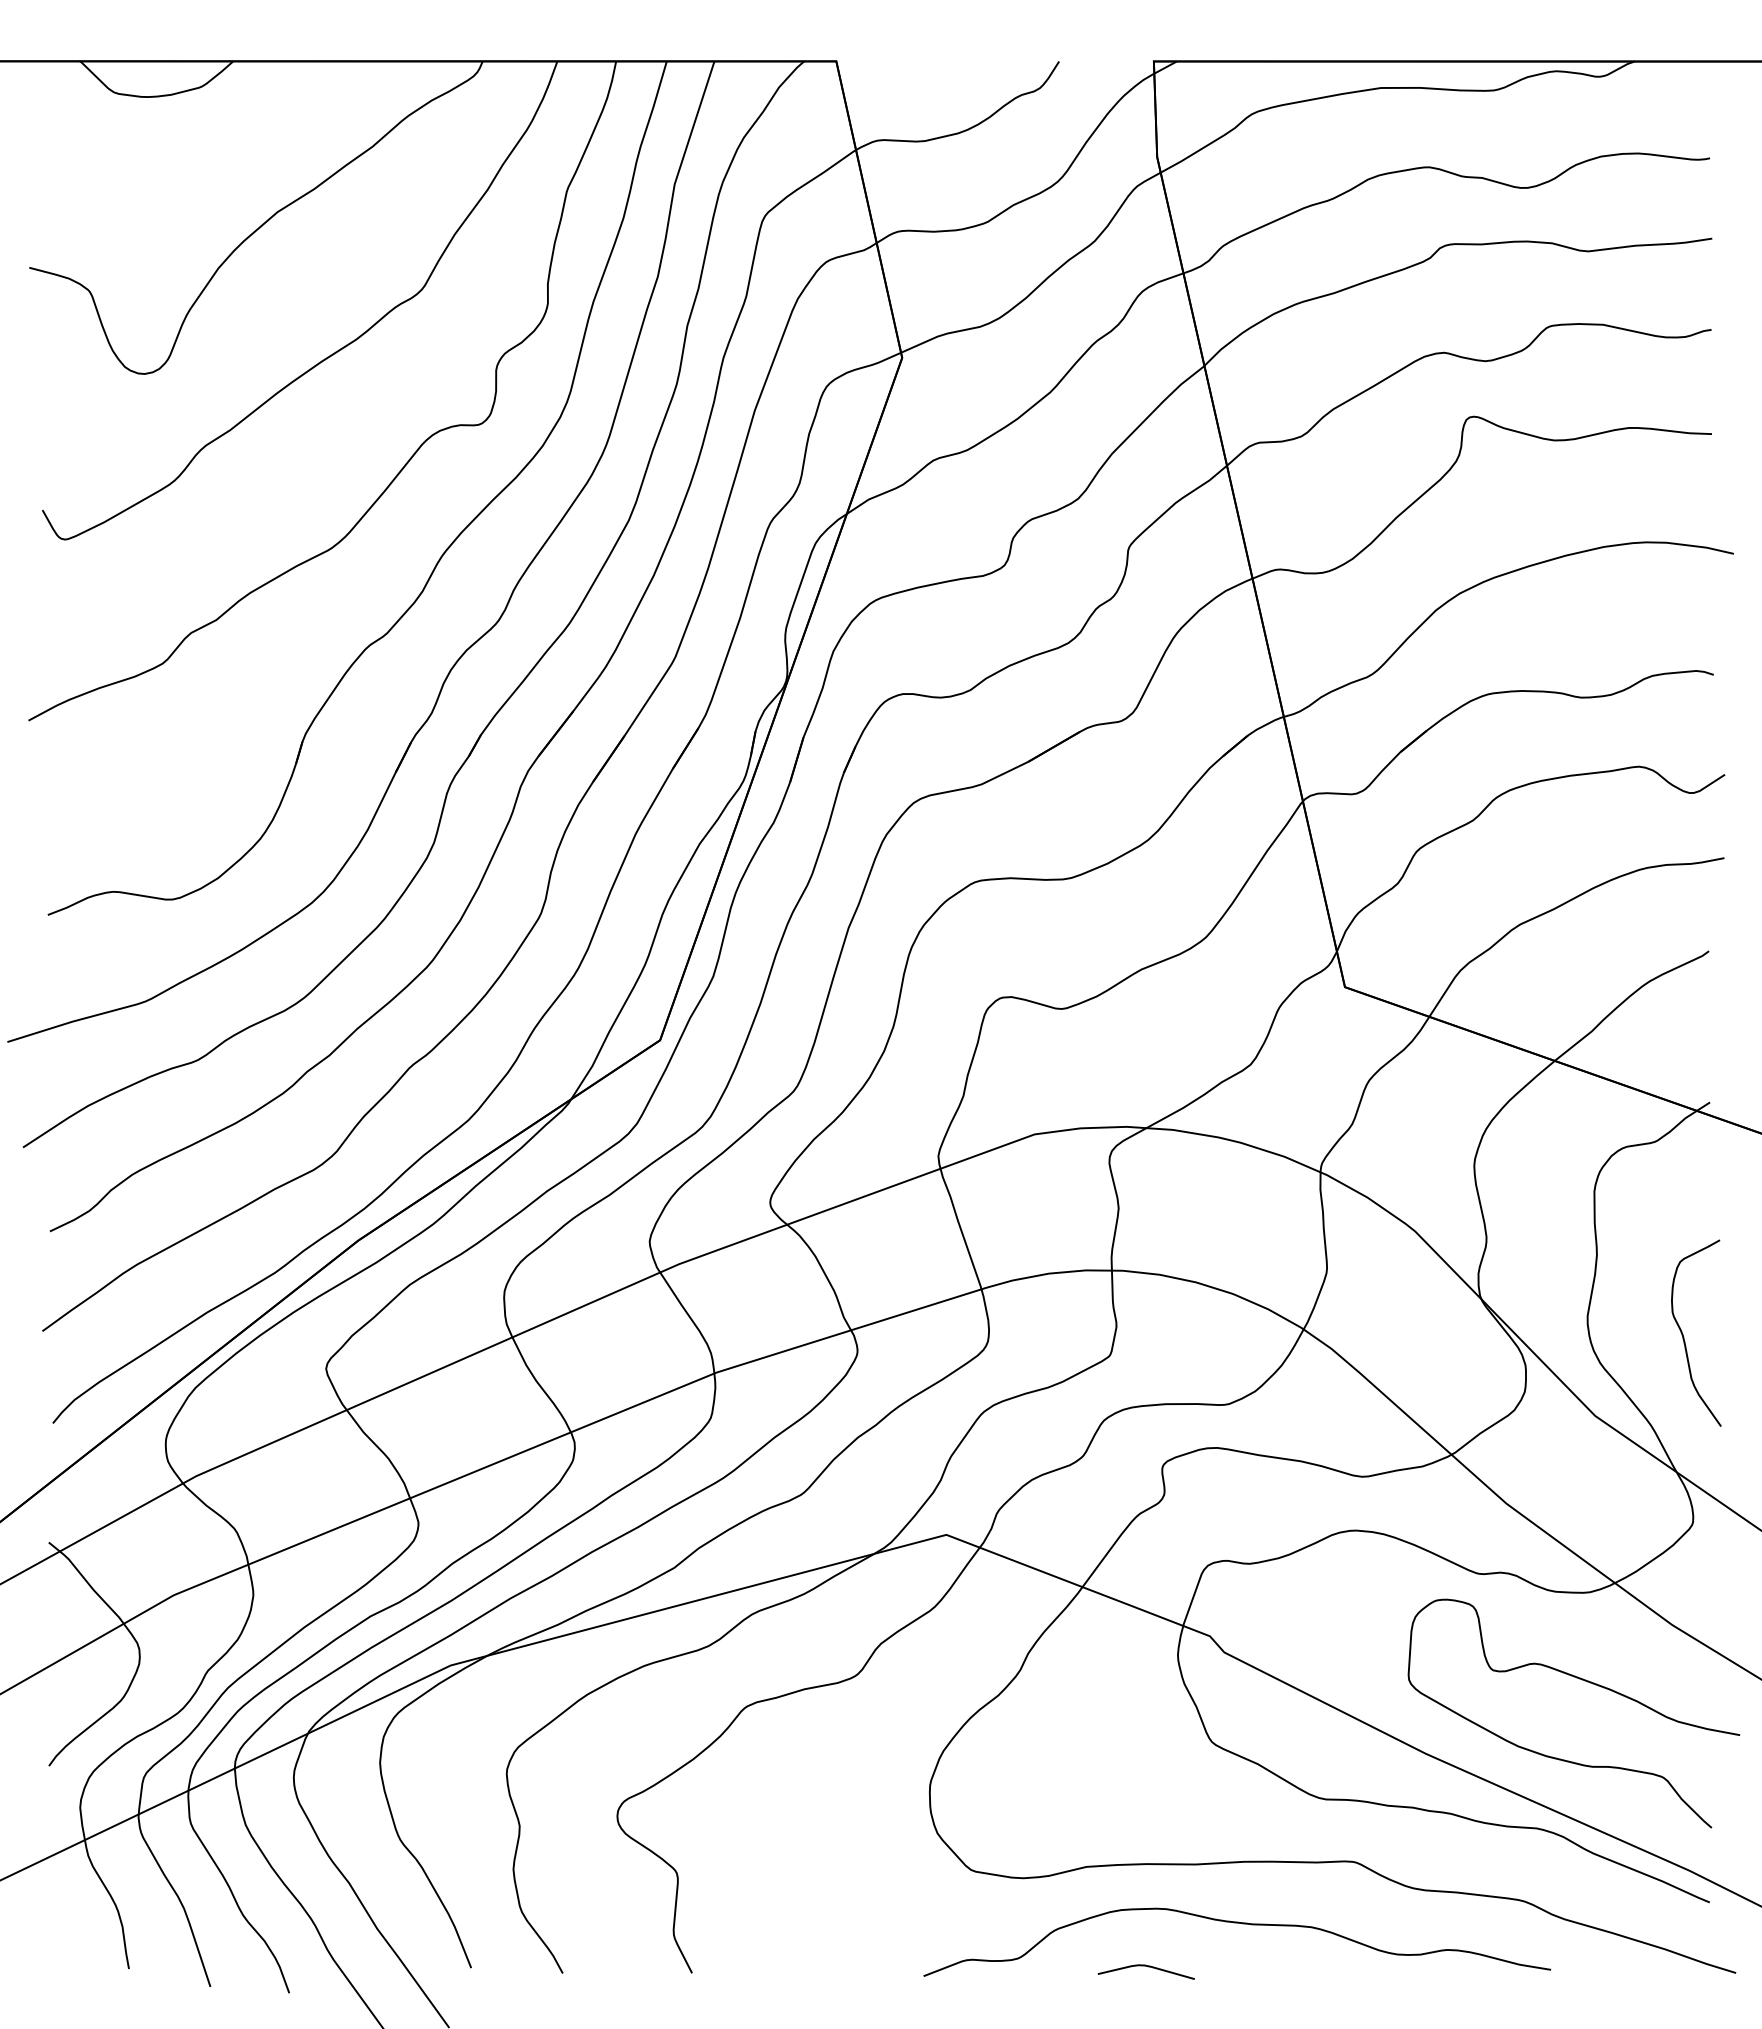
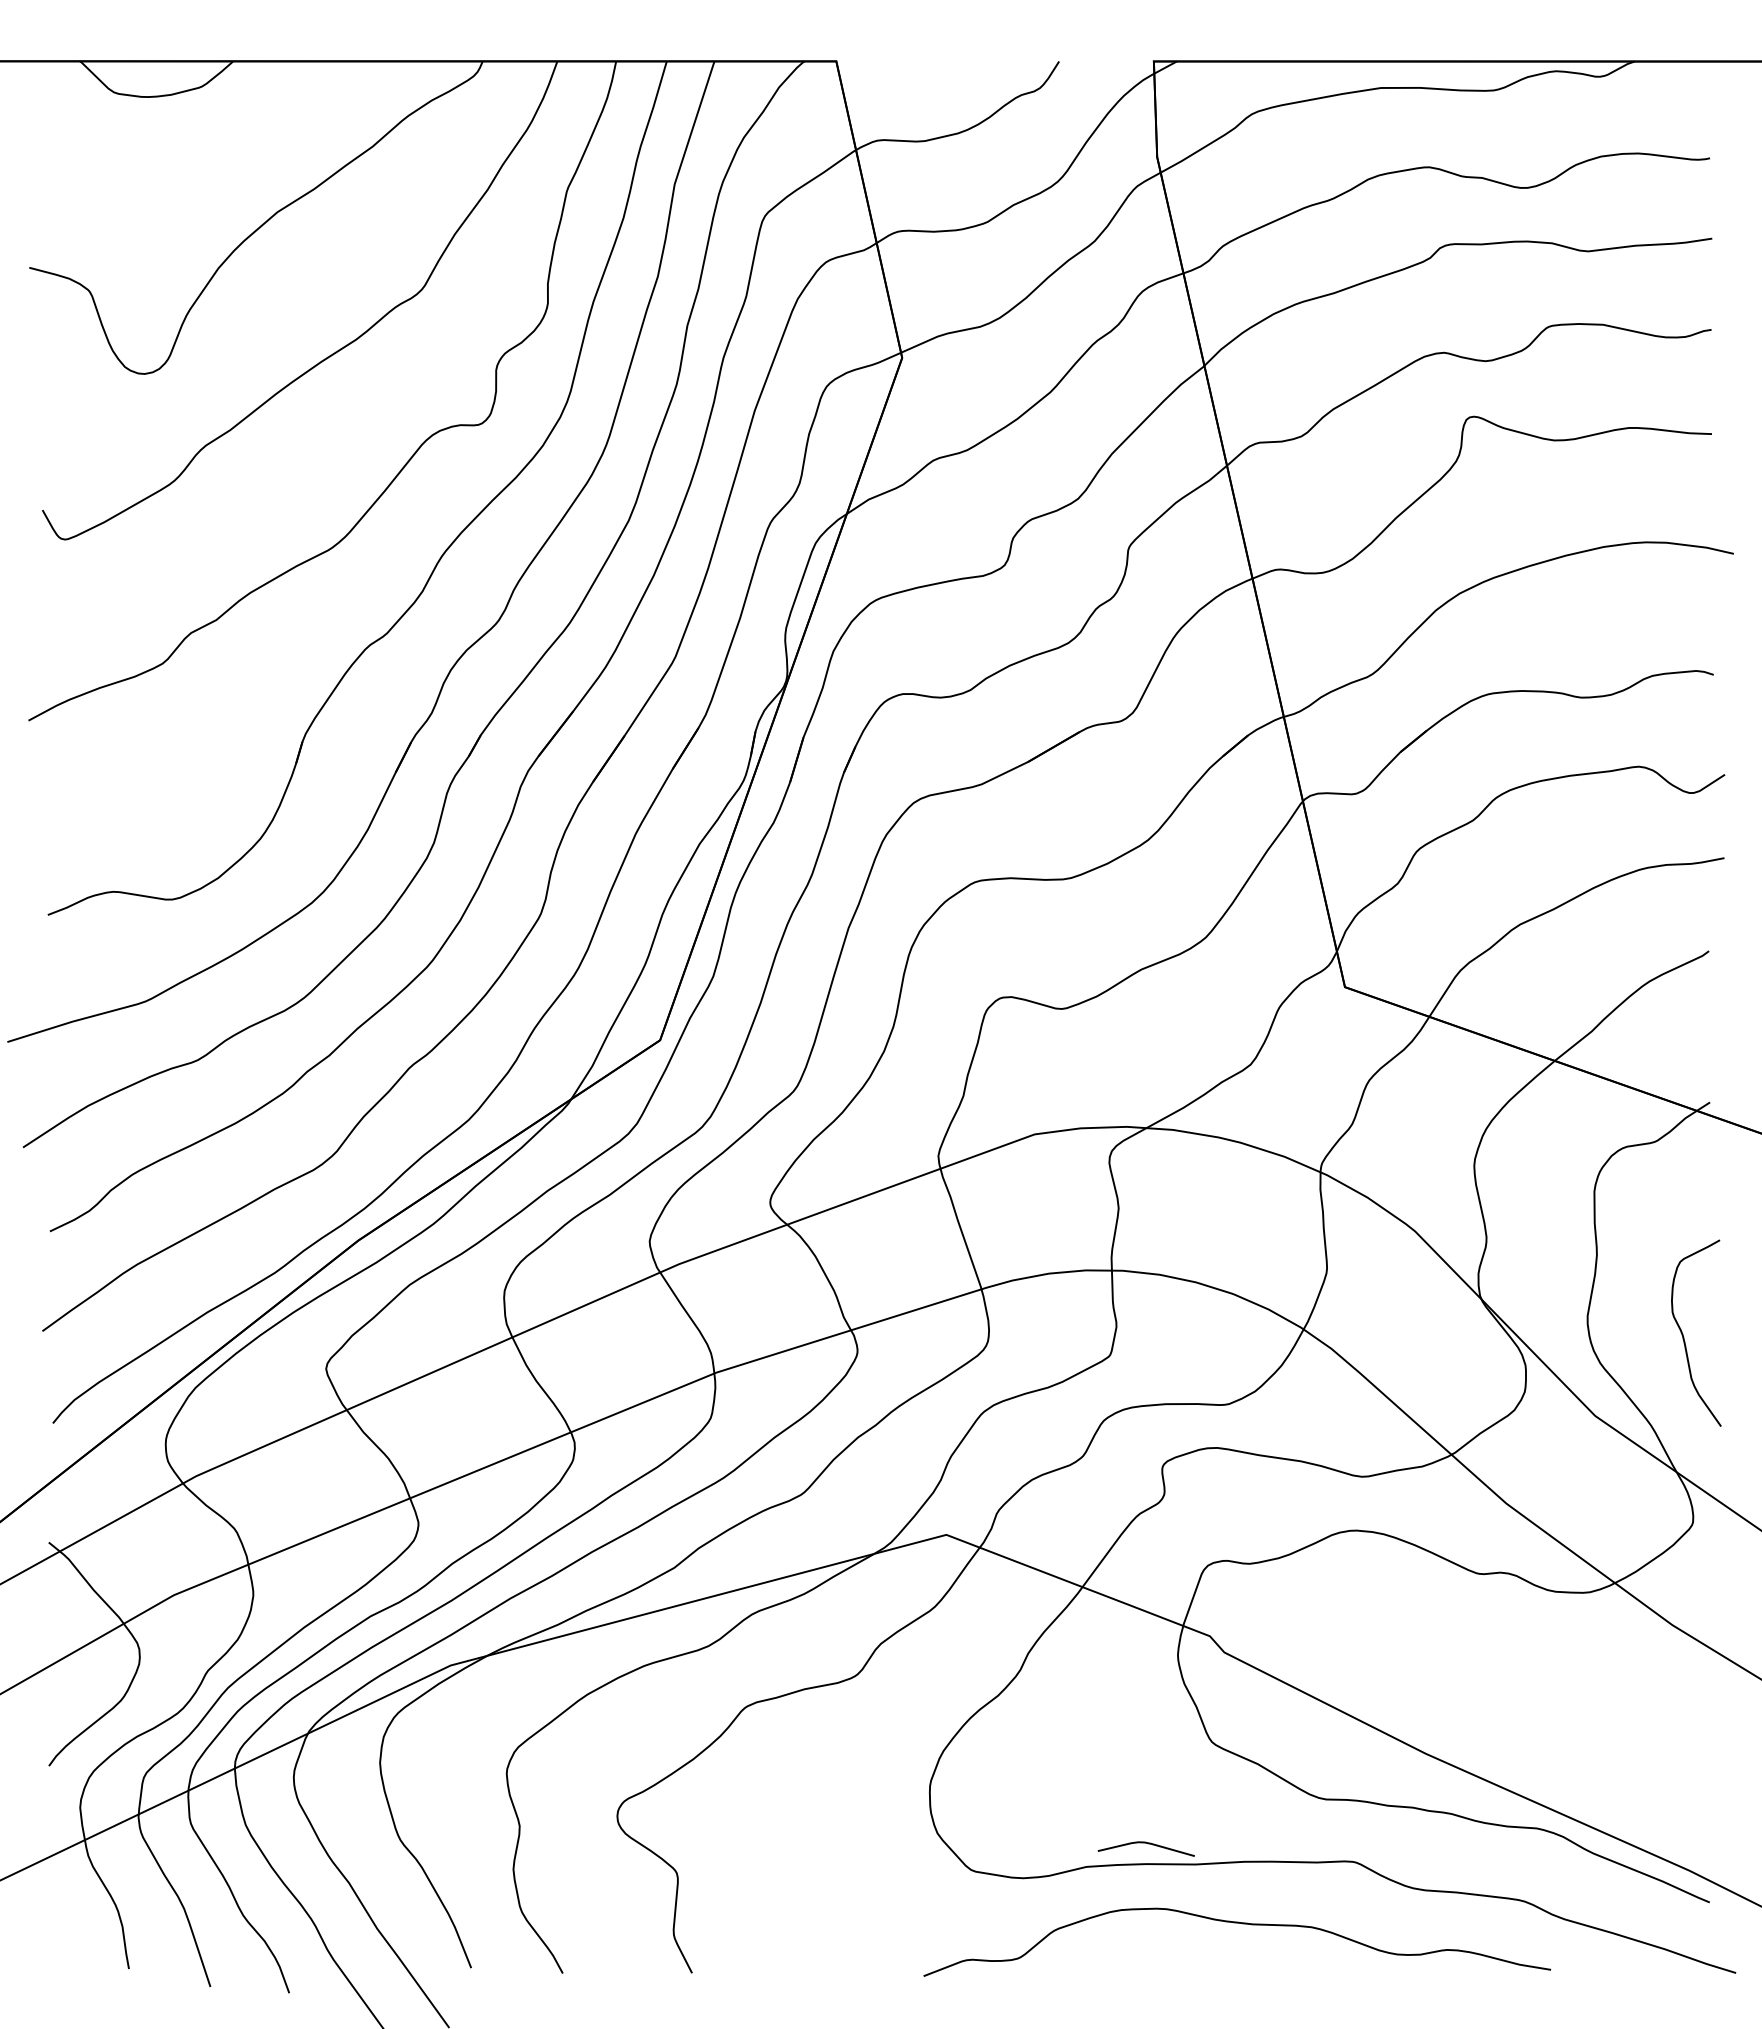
curve: present -> none (1584, 1681)
curve position: (1145, 1966) -> (1145, 1843) (1145, 1843)
